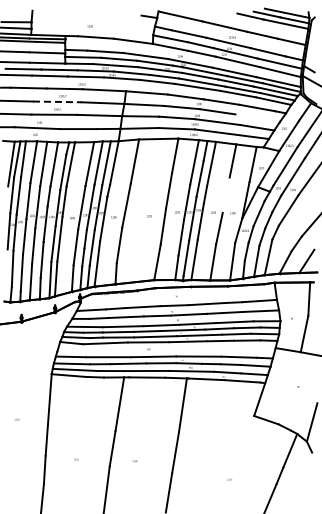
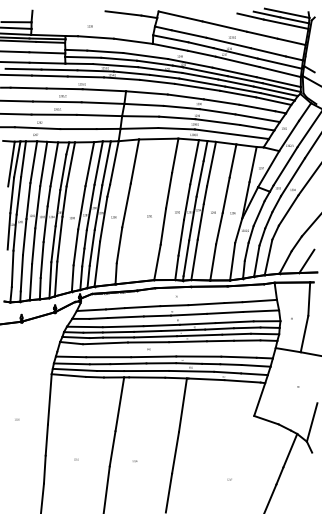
line: none -> present (123, 13)
line: dashed -> solid (57, 101)
line: none -> present (257, 118)
line: none -> present (225, 194)
